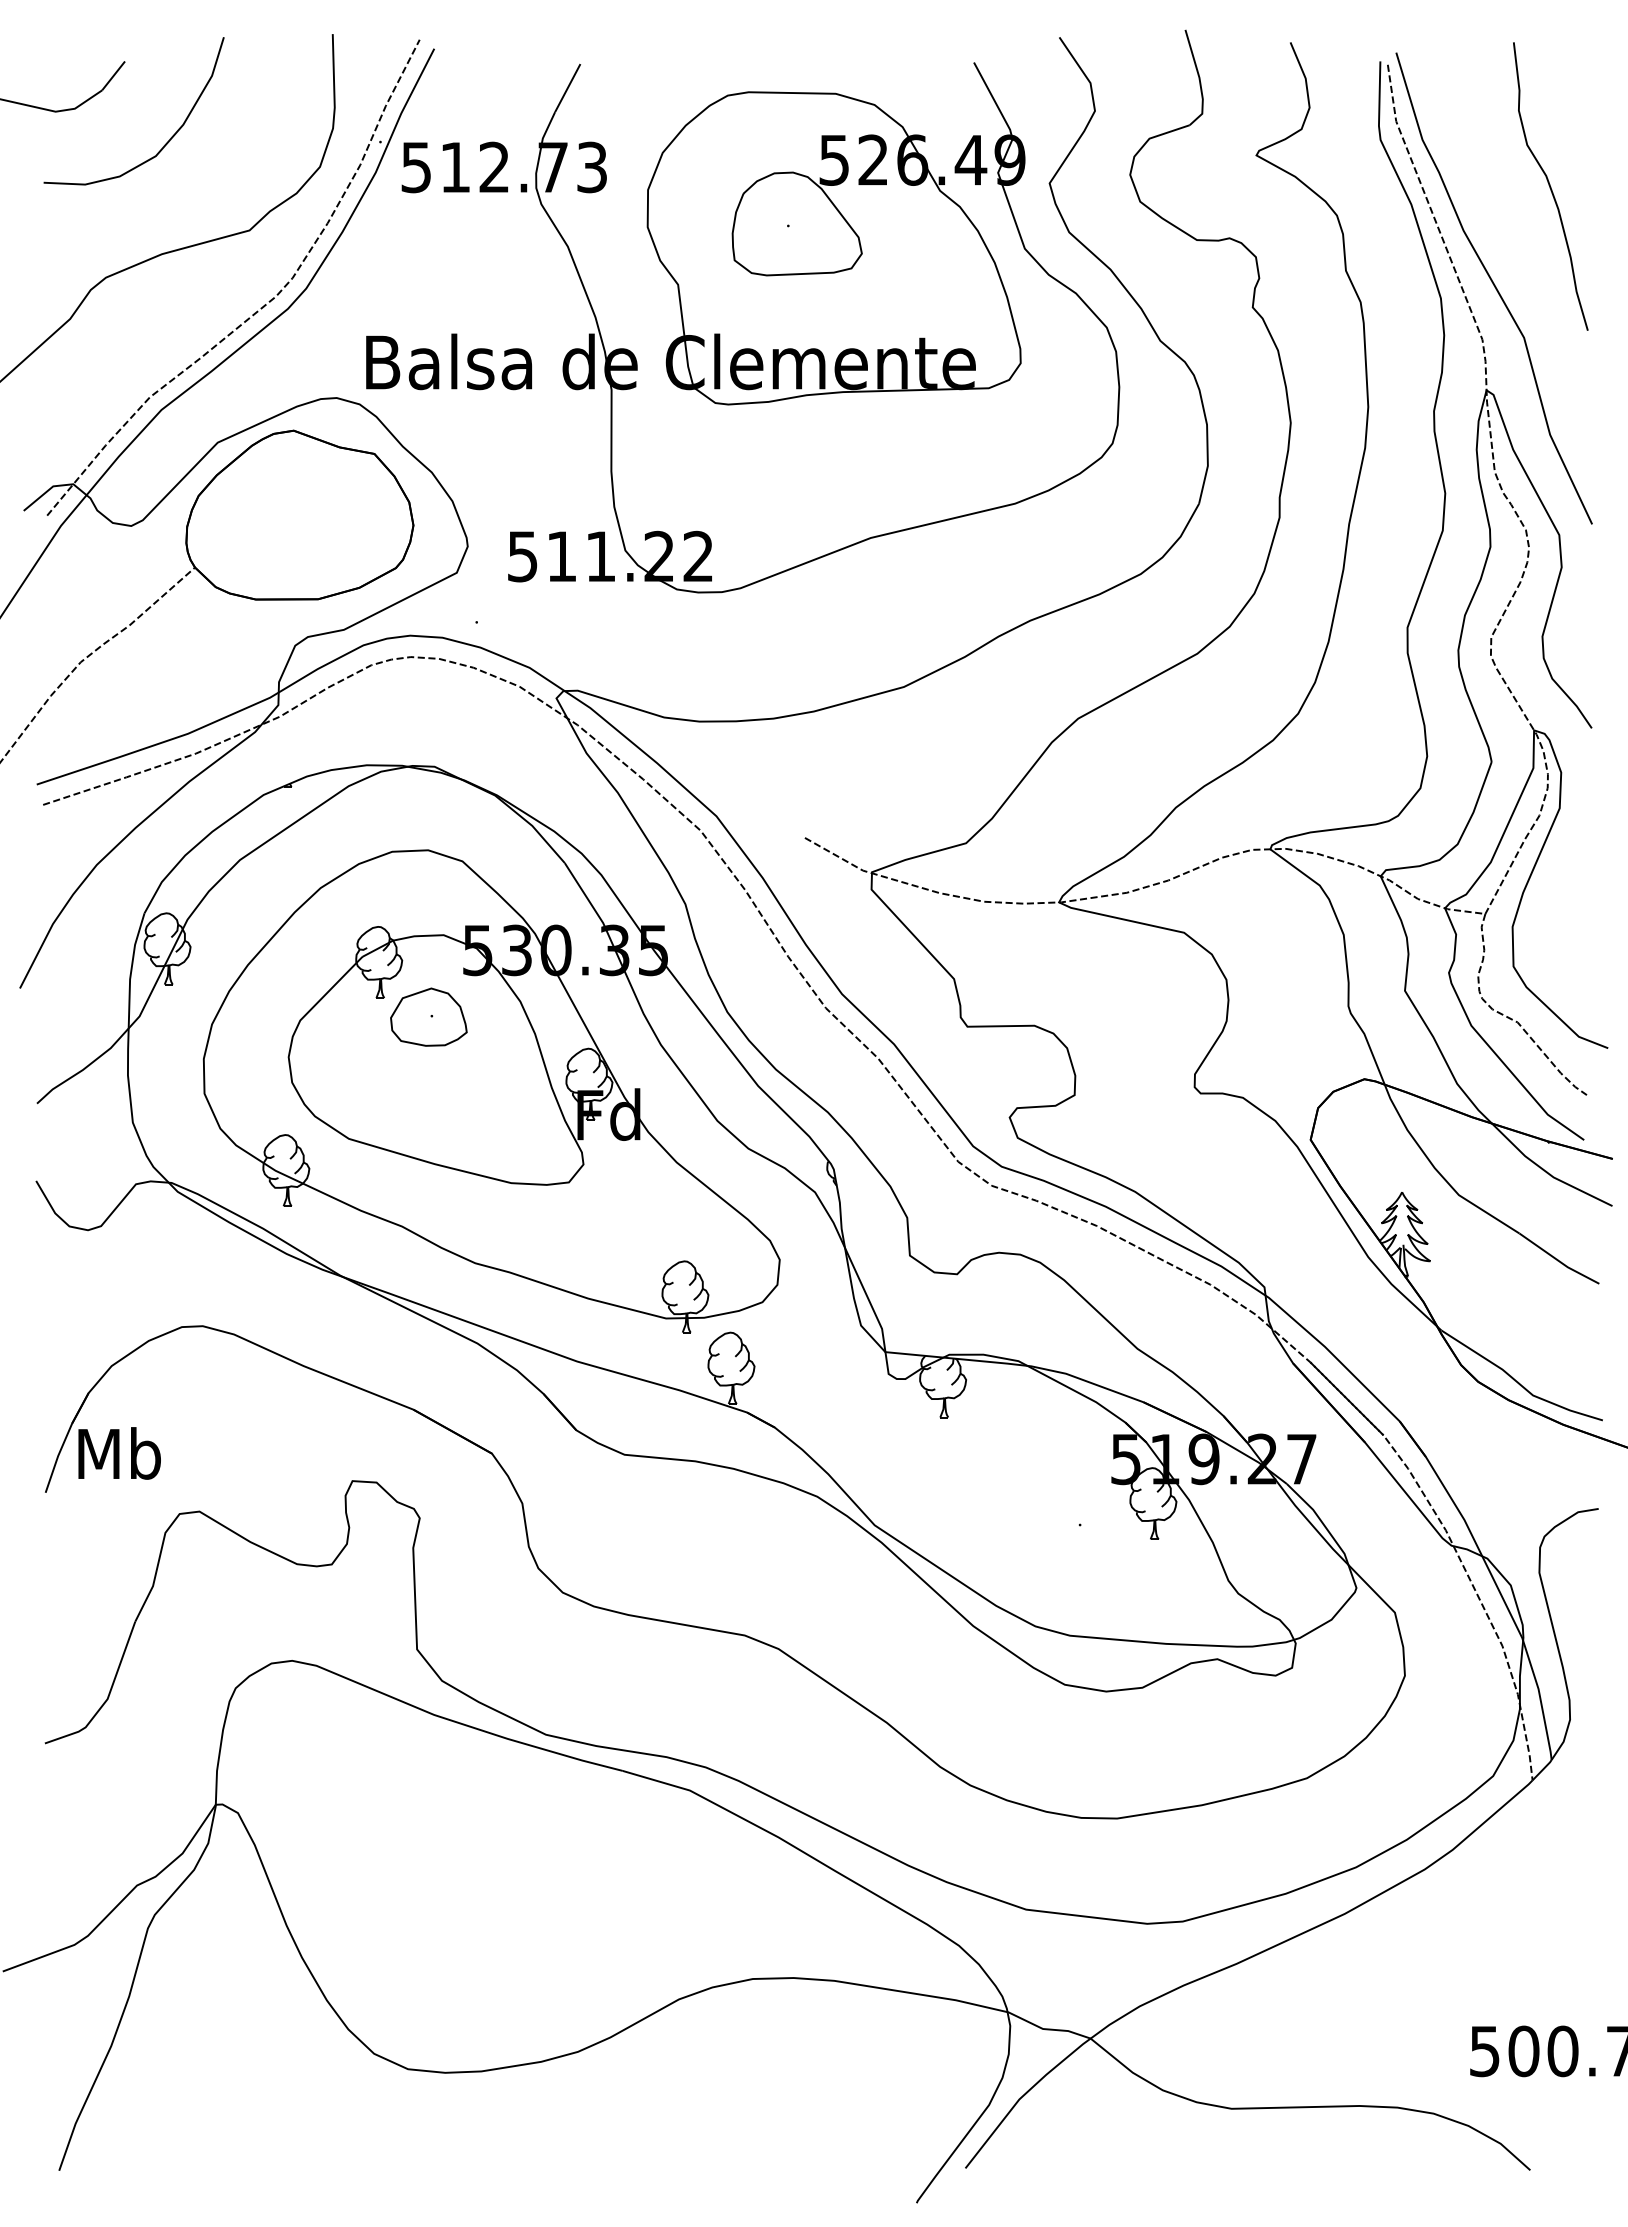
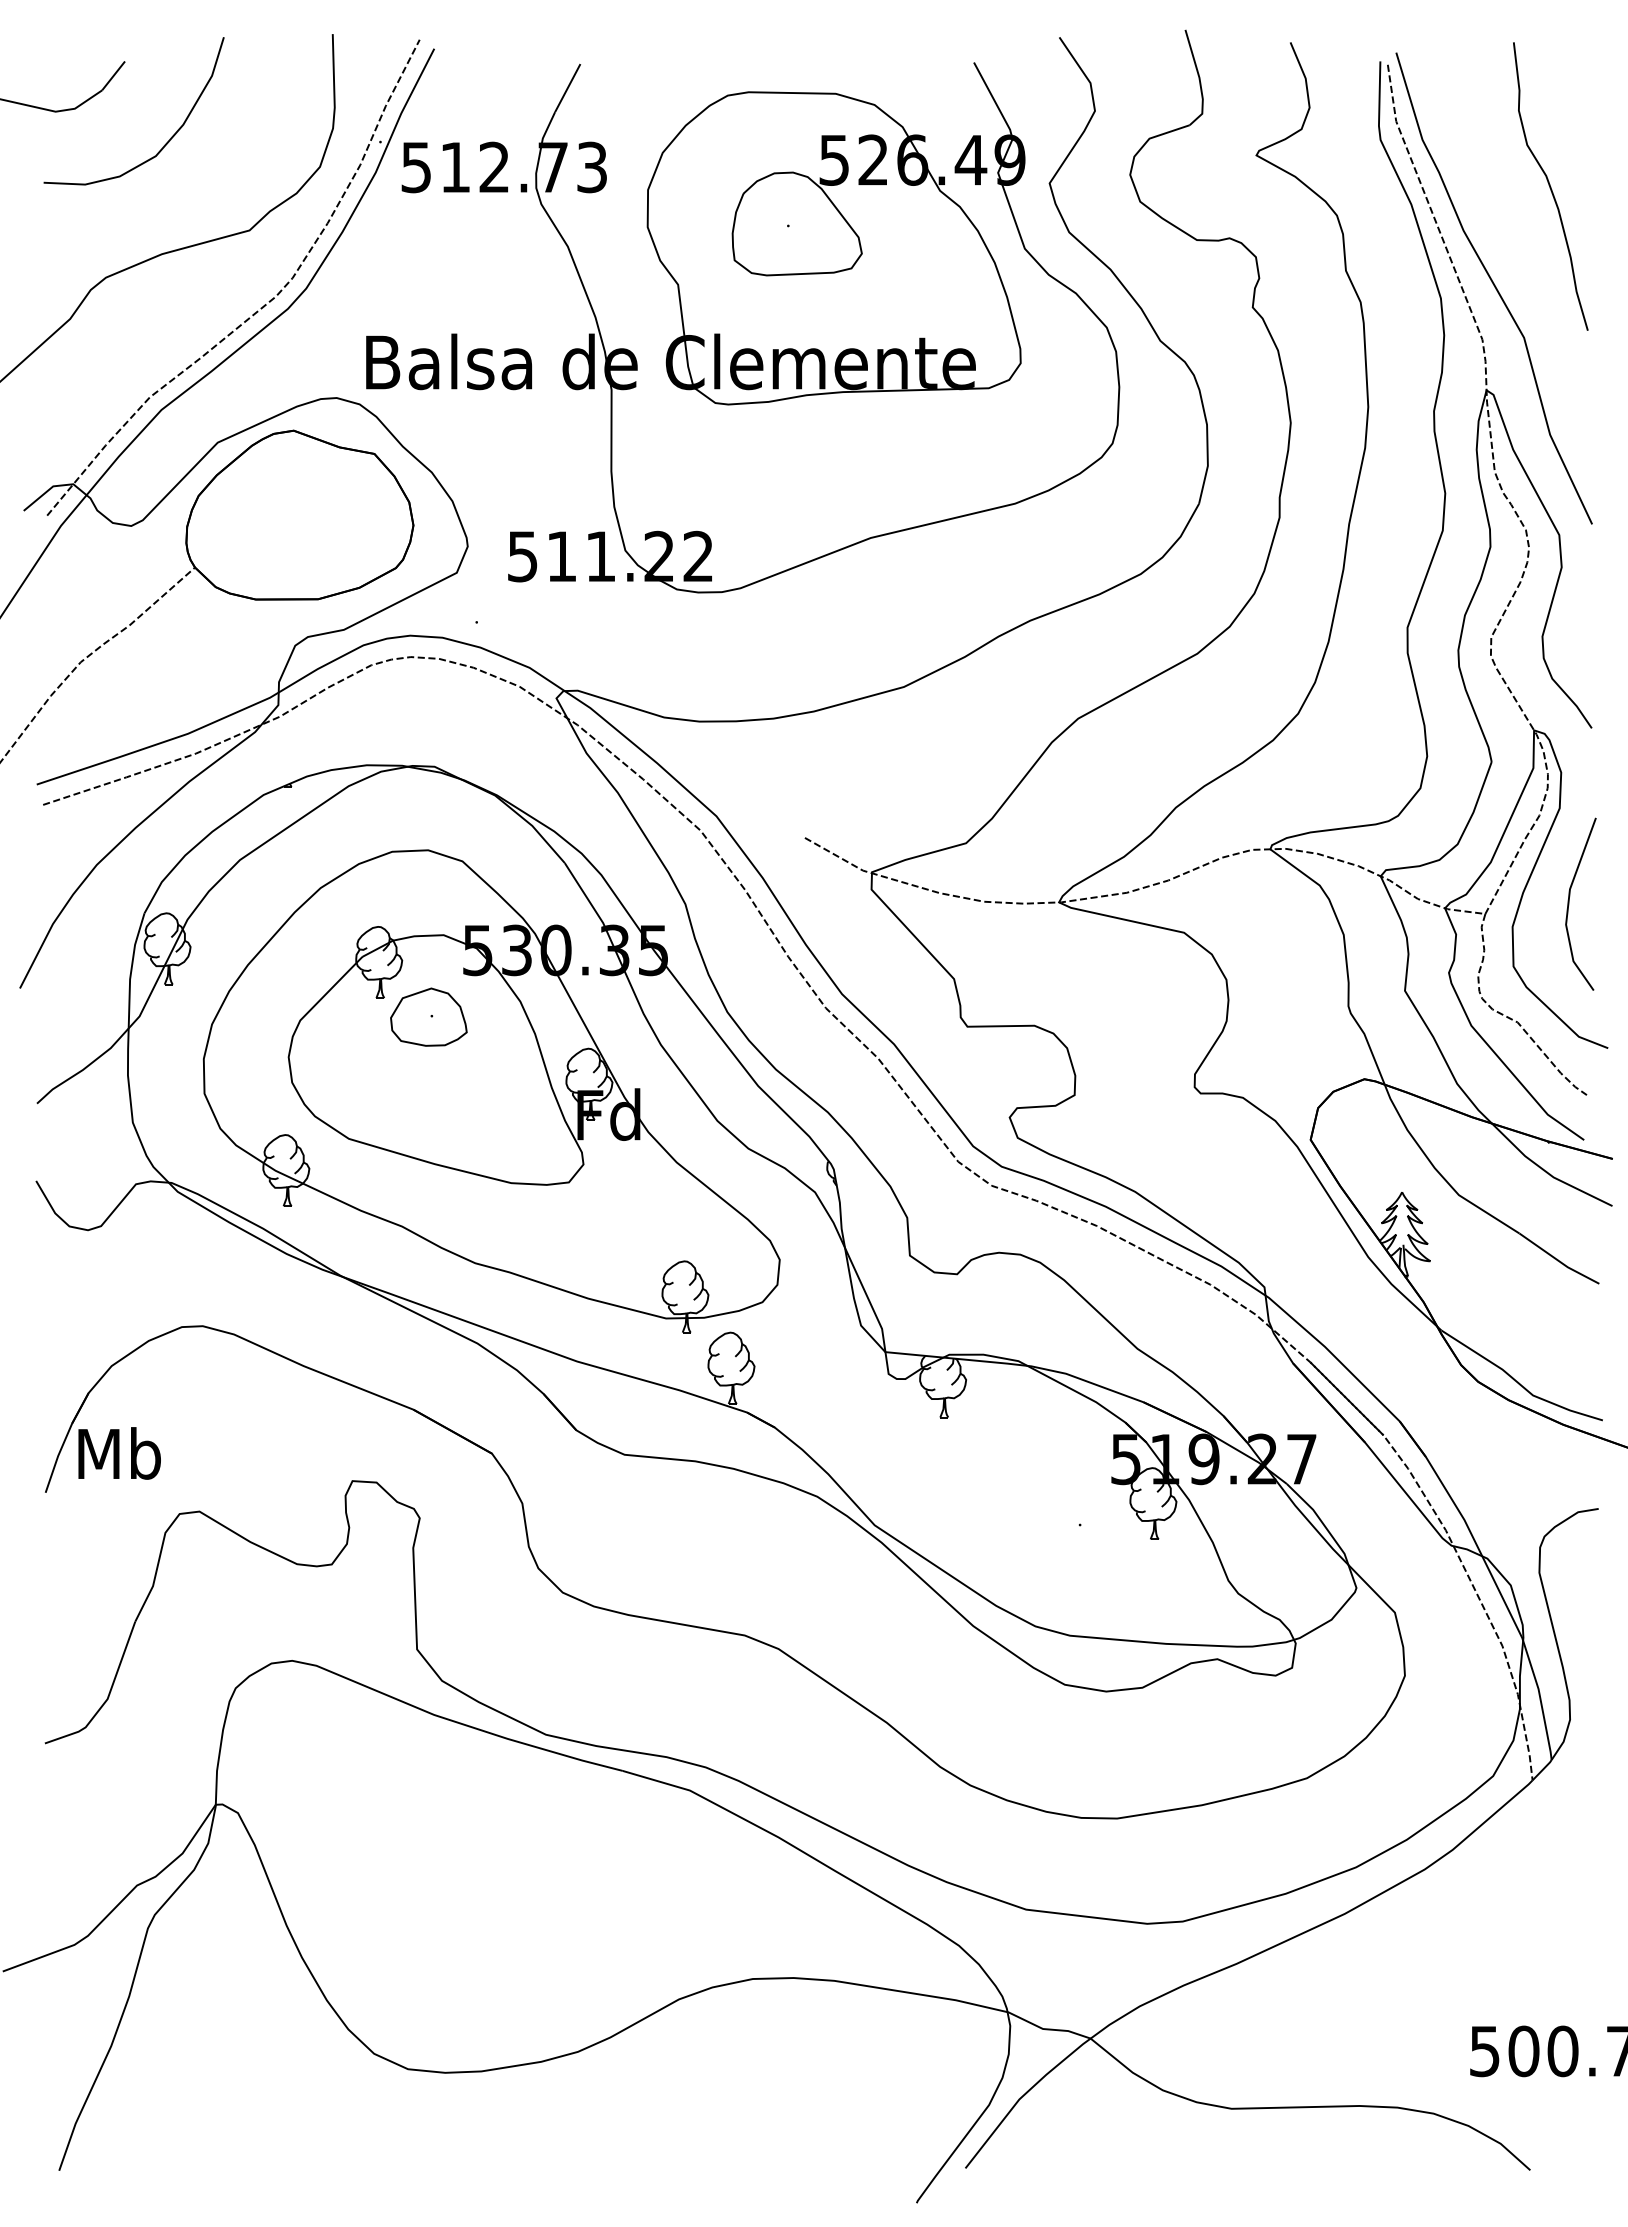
line: none -> present (1569, 903)
